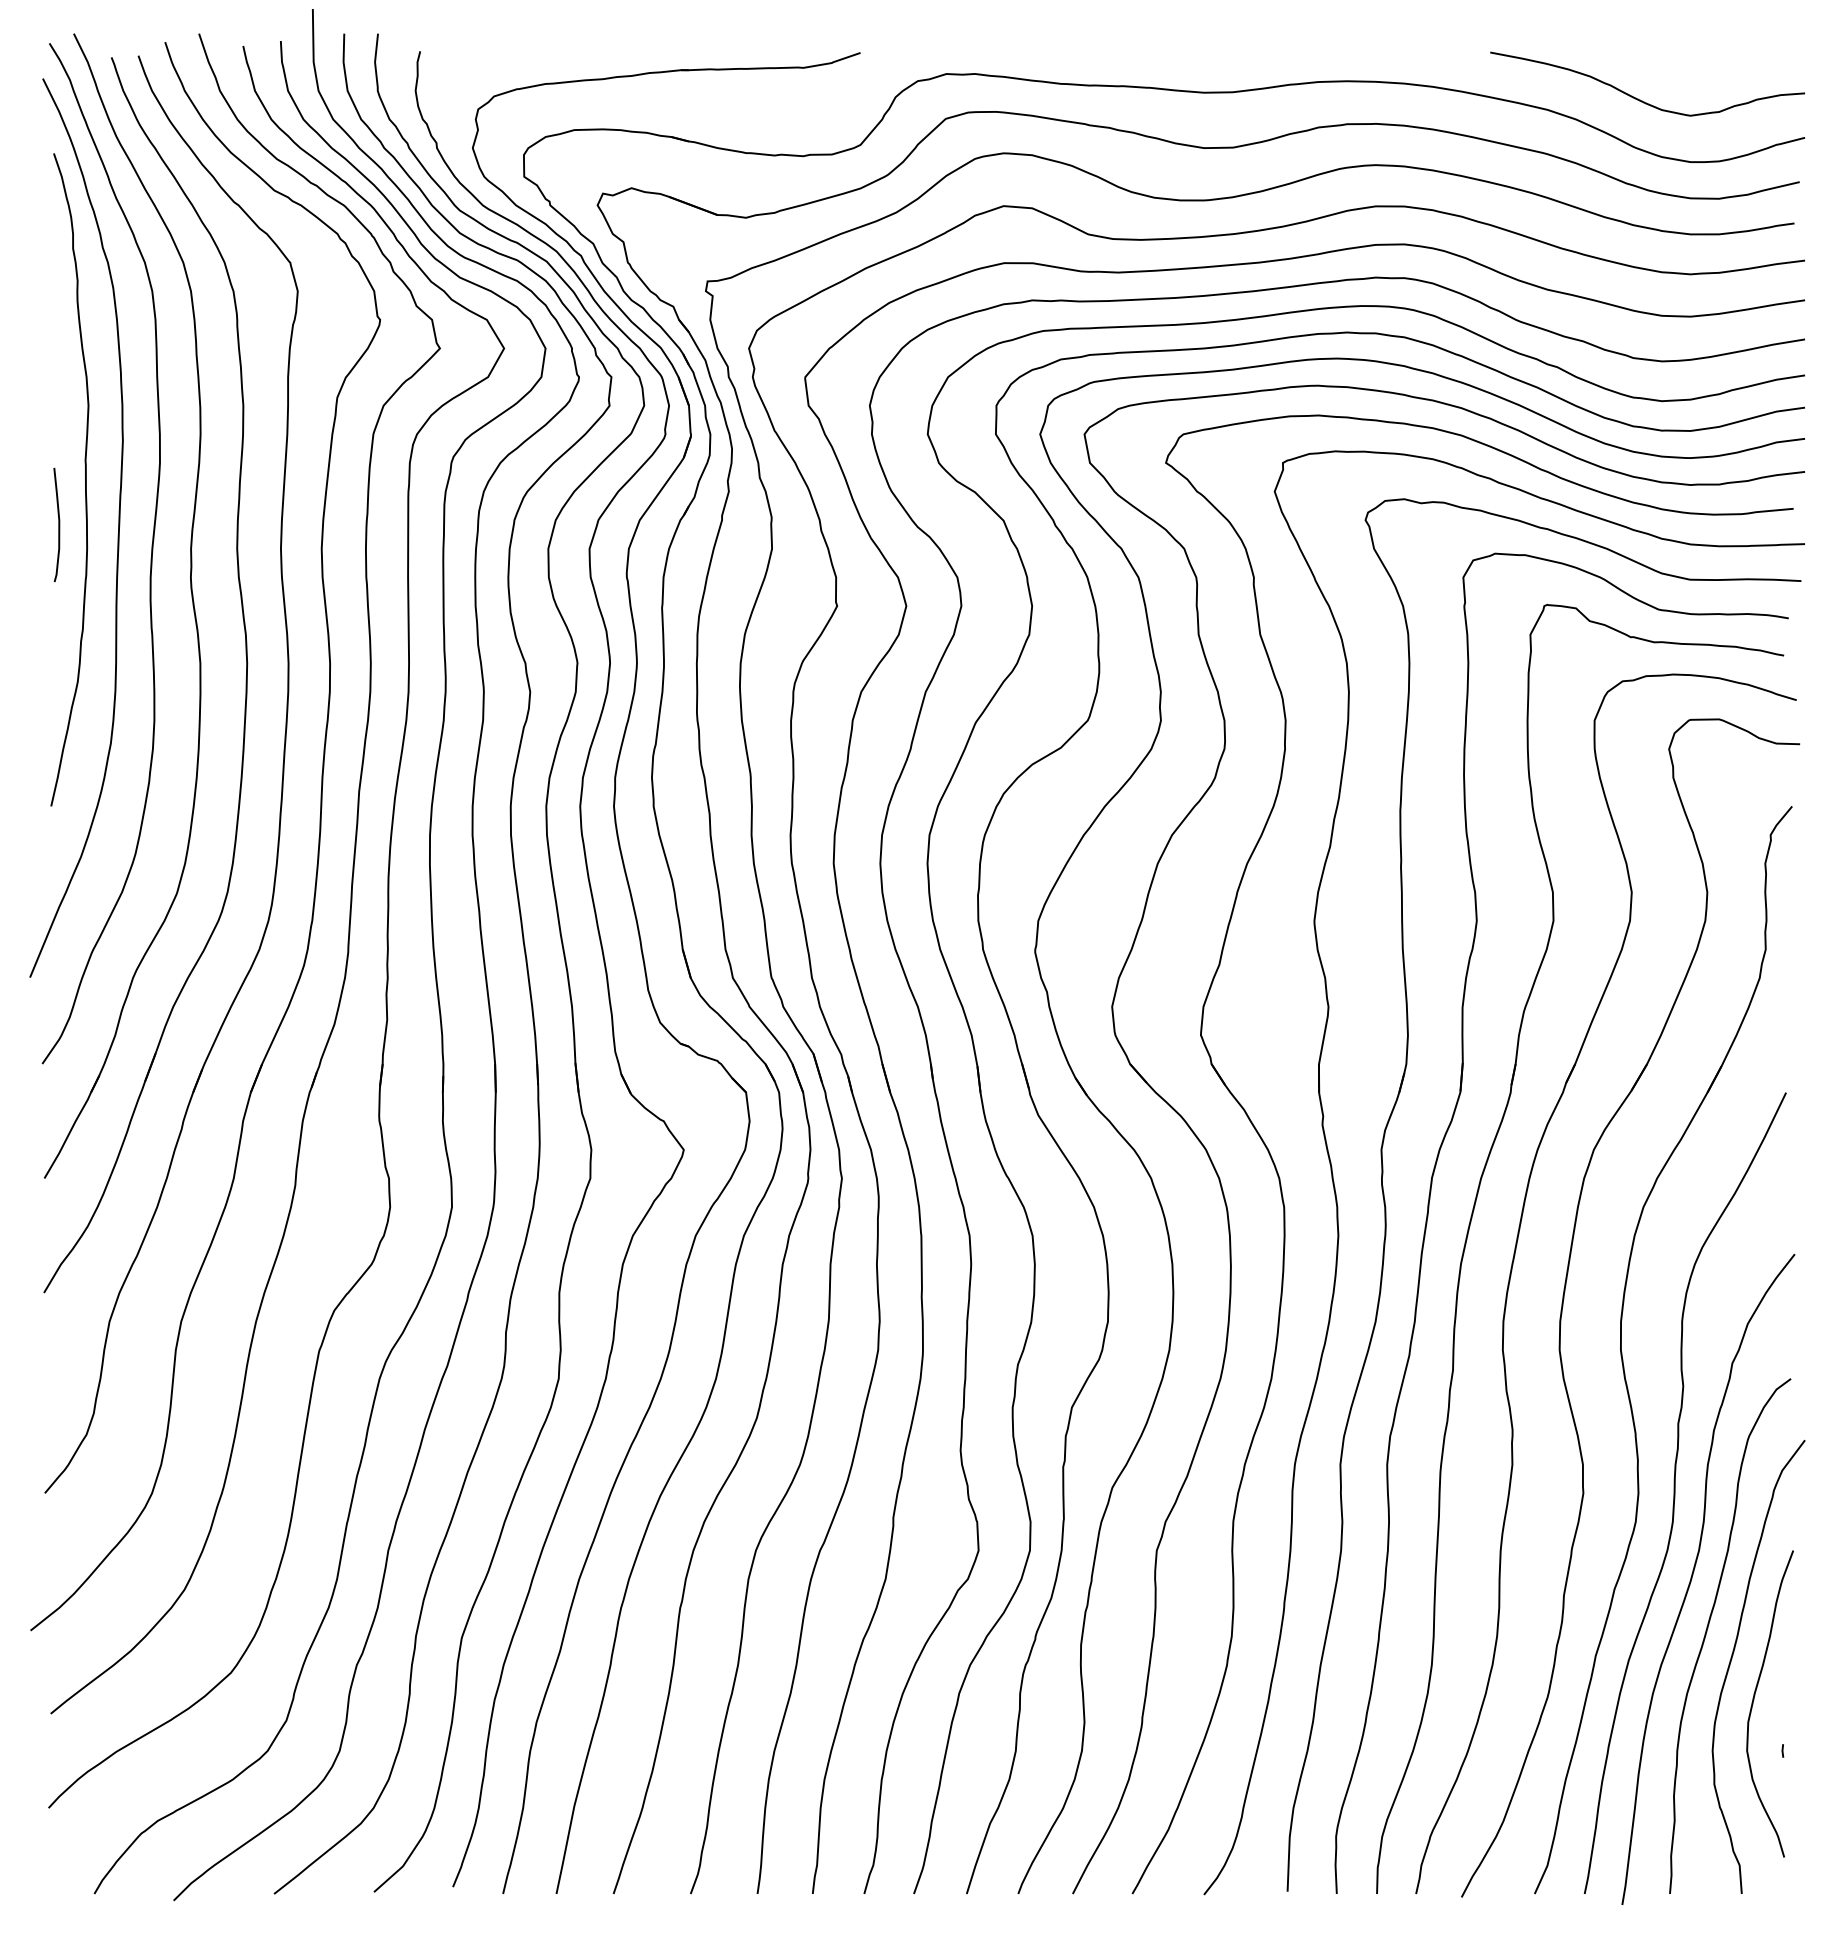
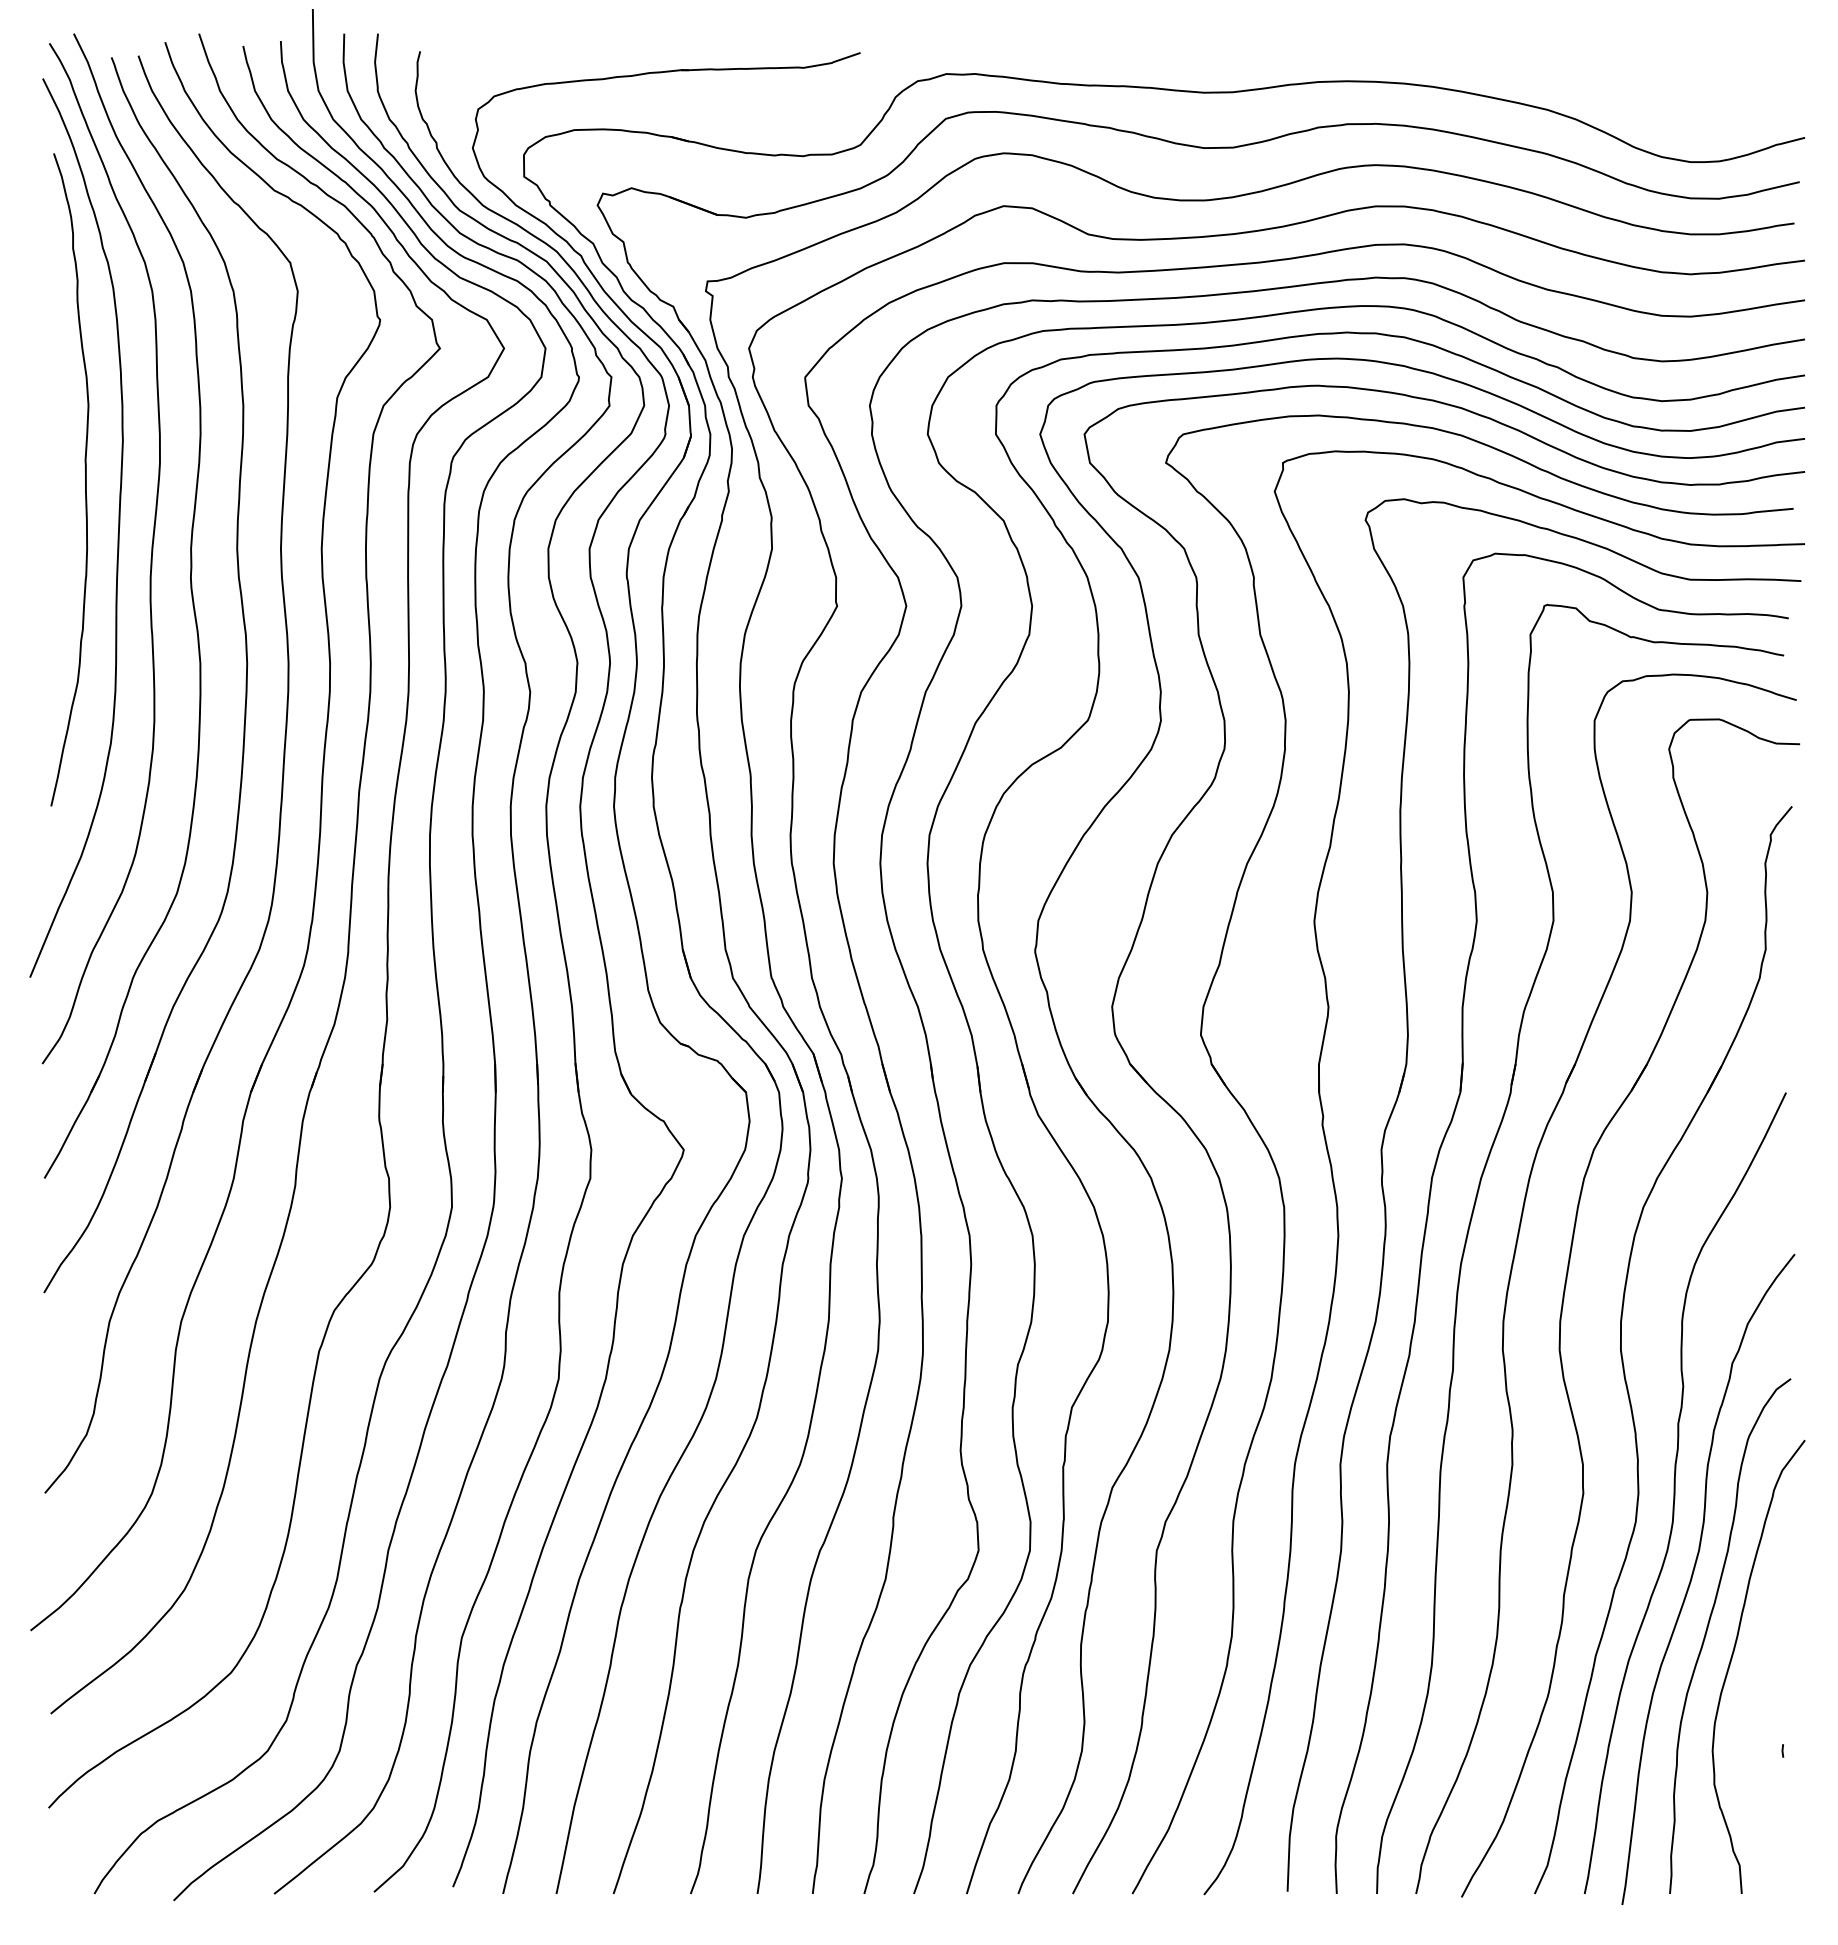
curve: present -> none (1640, 99)
curve: present -> none (58, 524)
curve: present -> none (1754, 1700)
